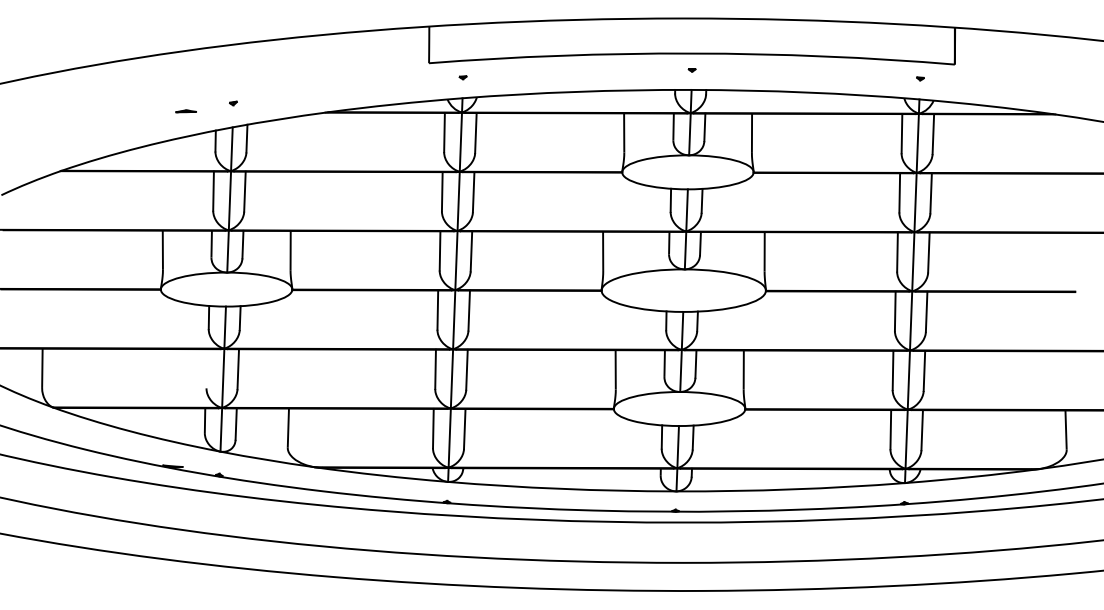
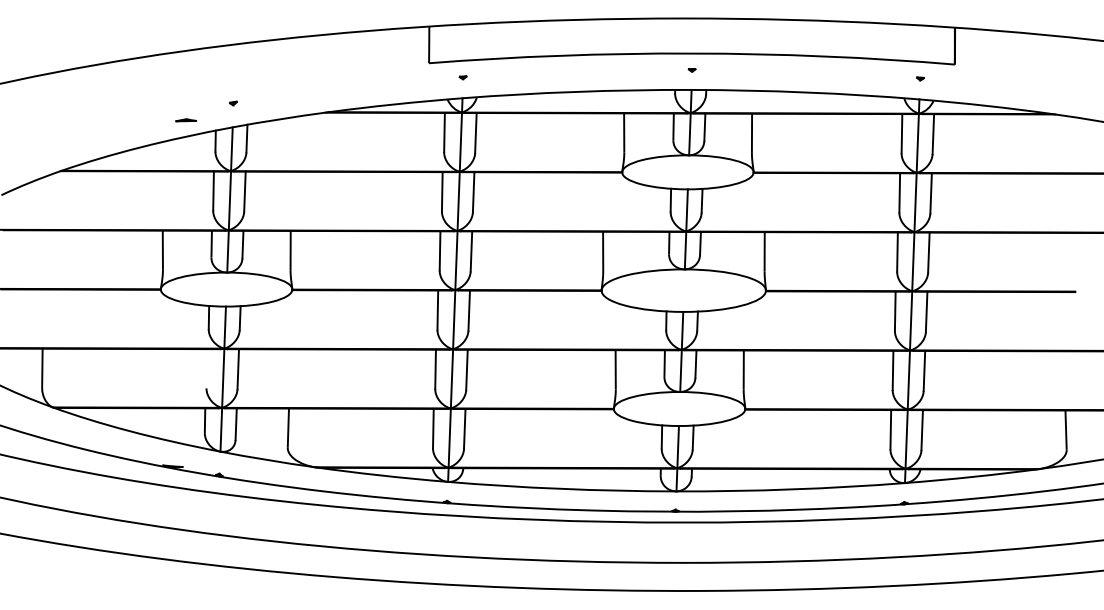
line position: (185, 111) -> (185, 120) (185, 120)
